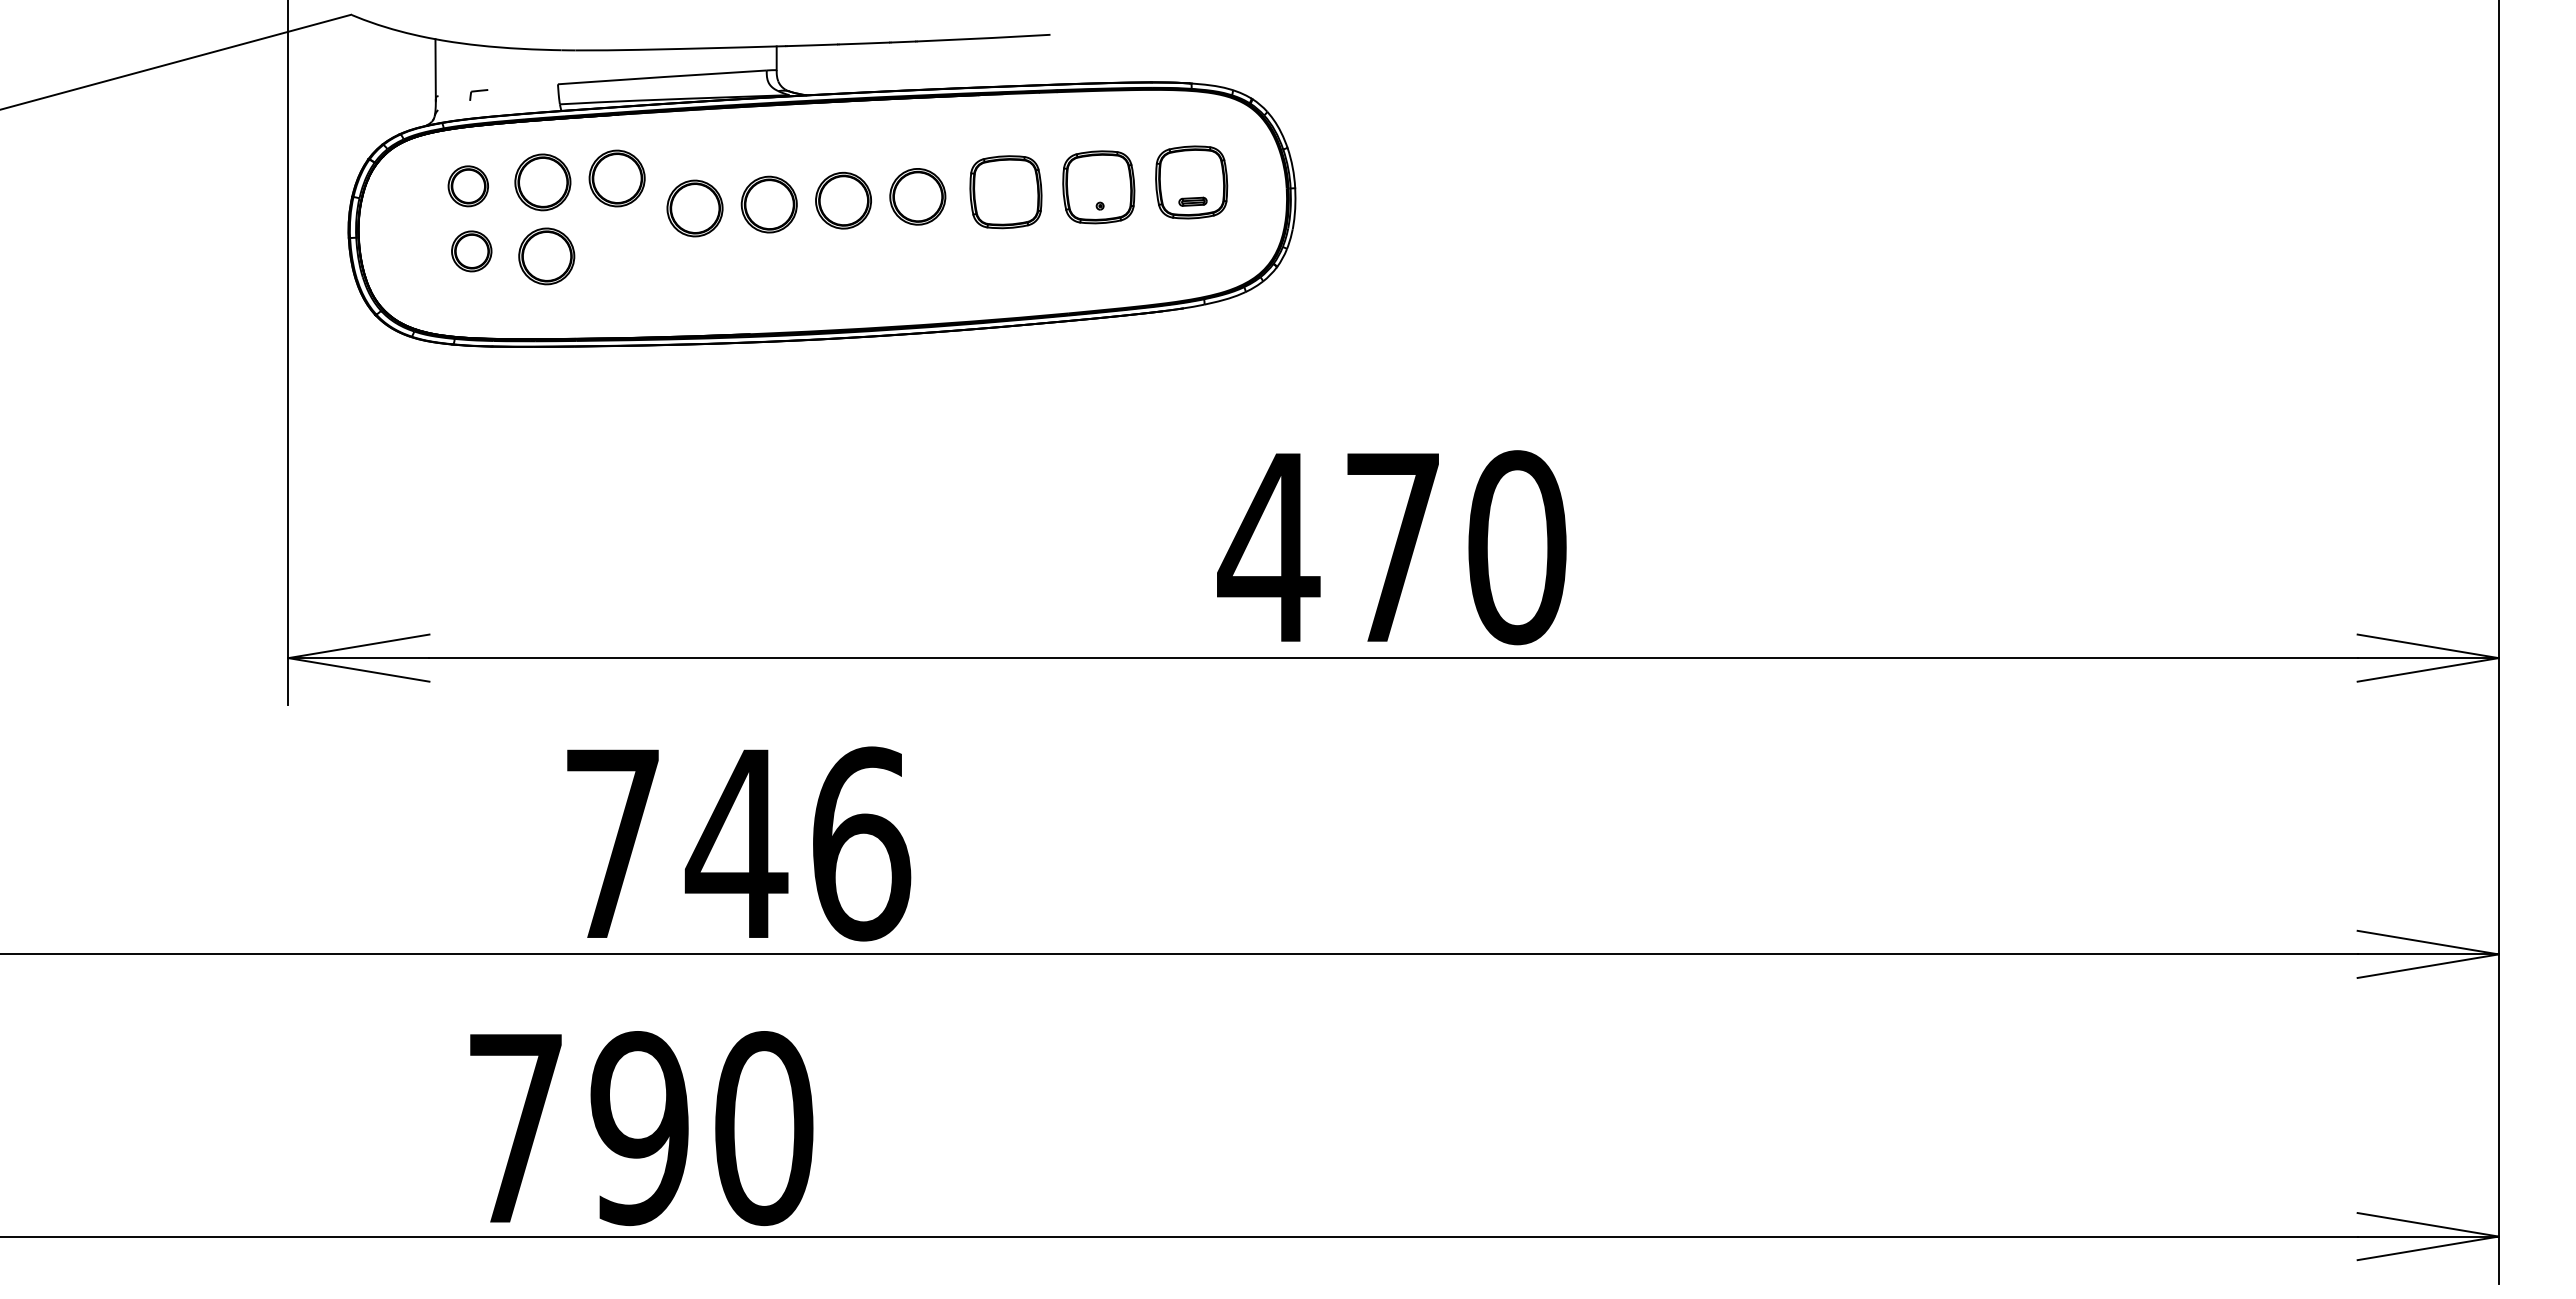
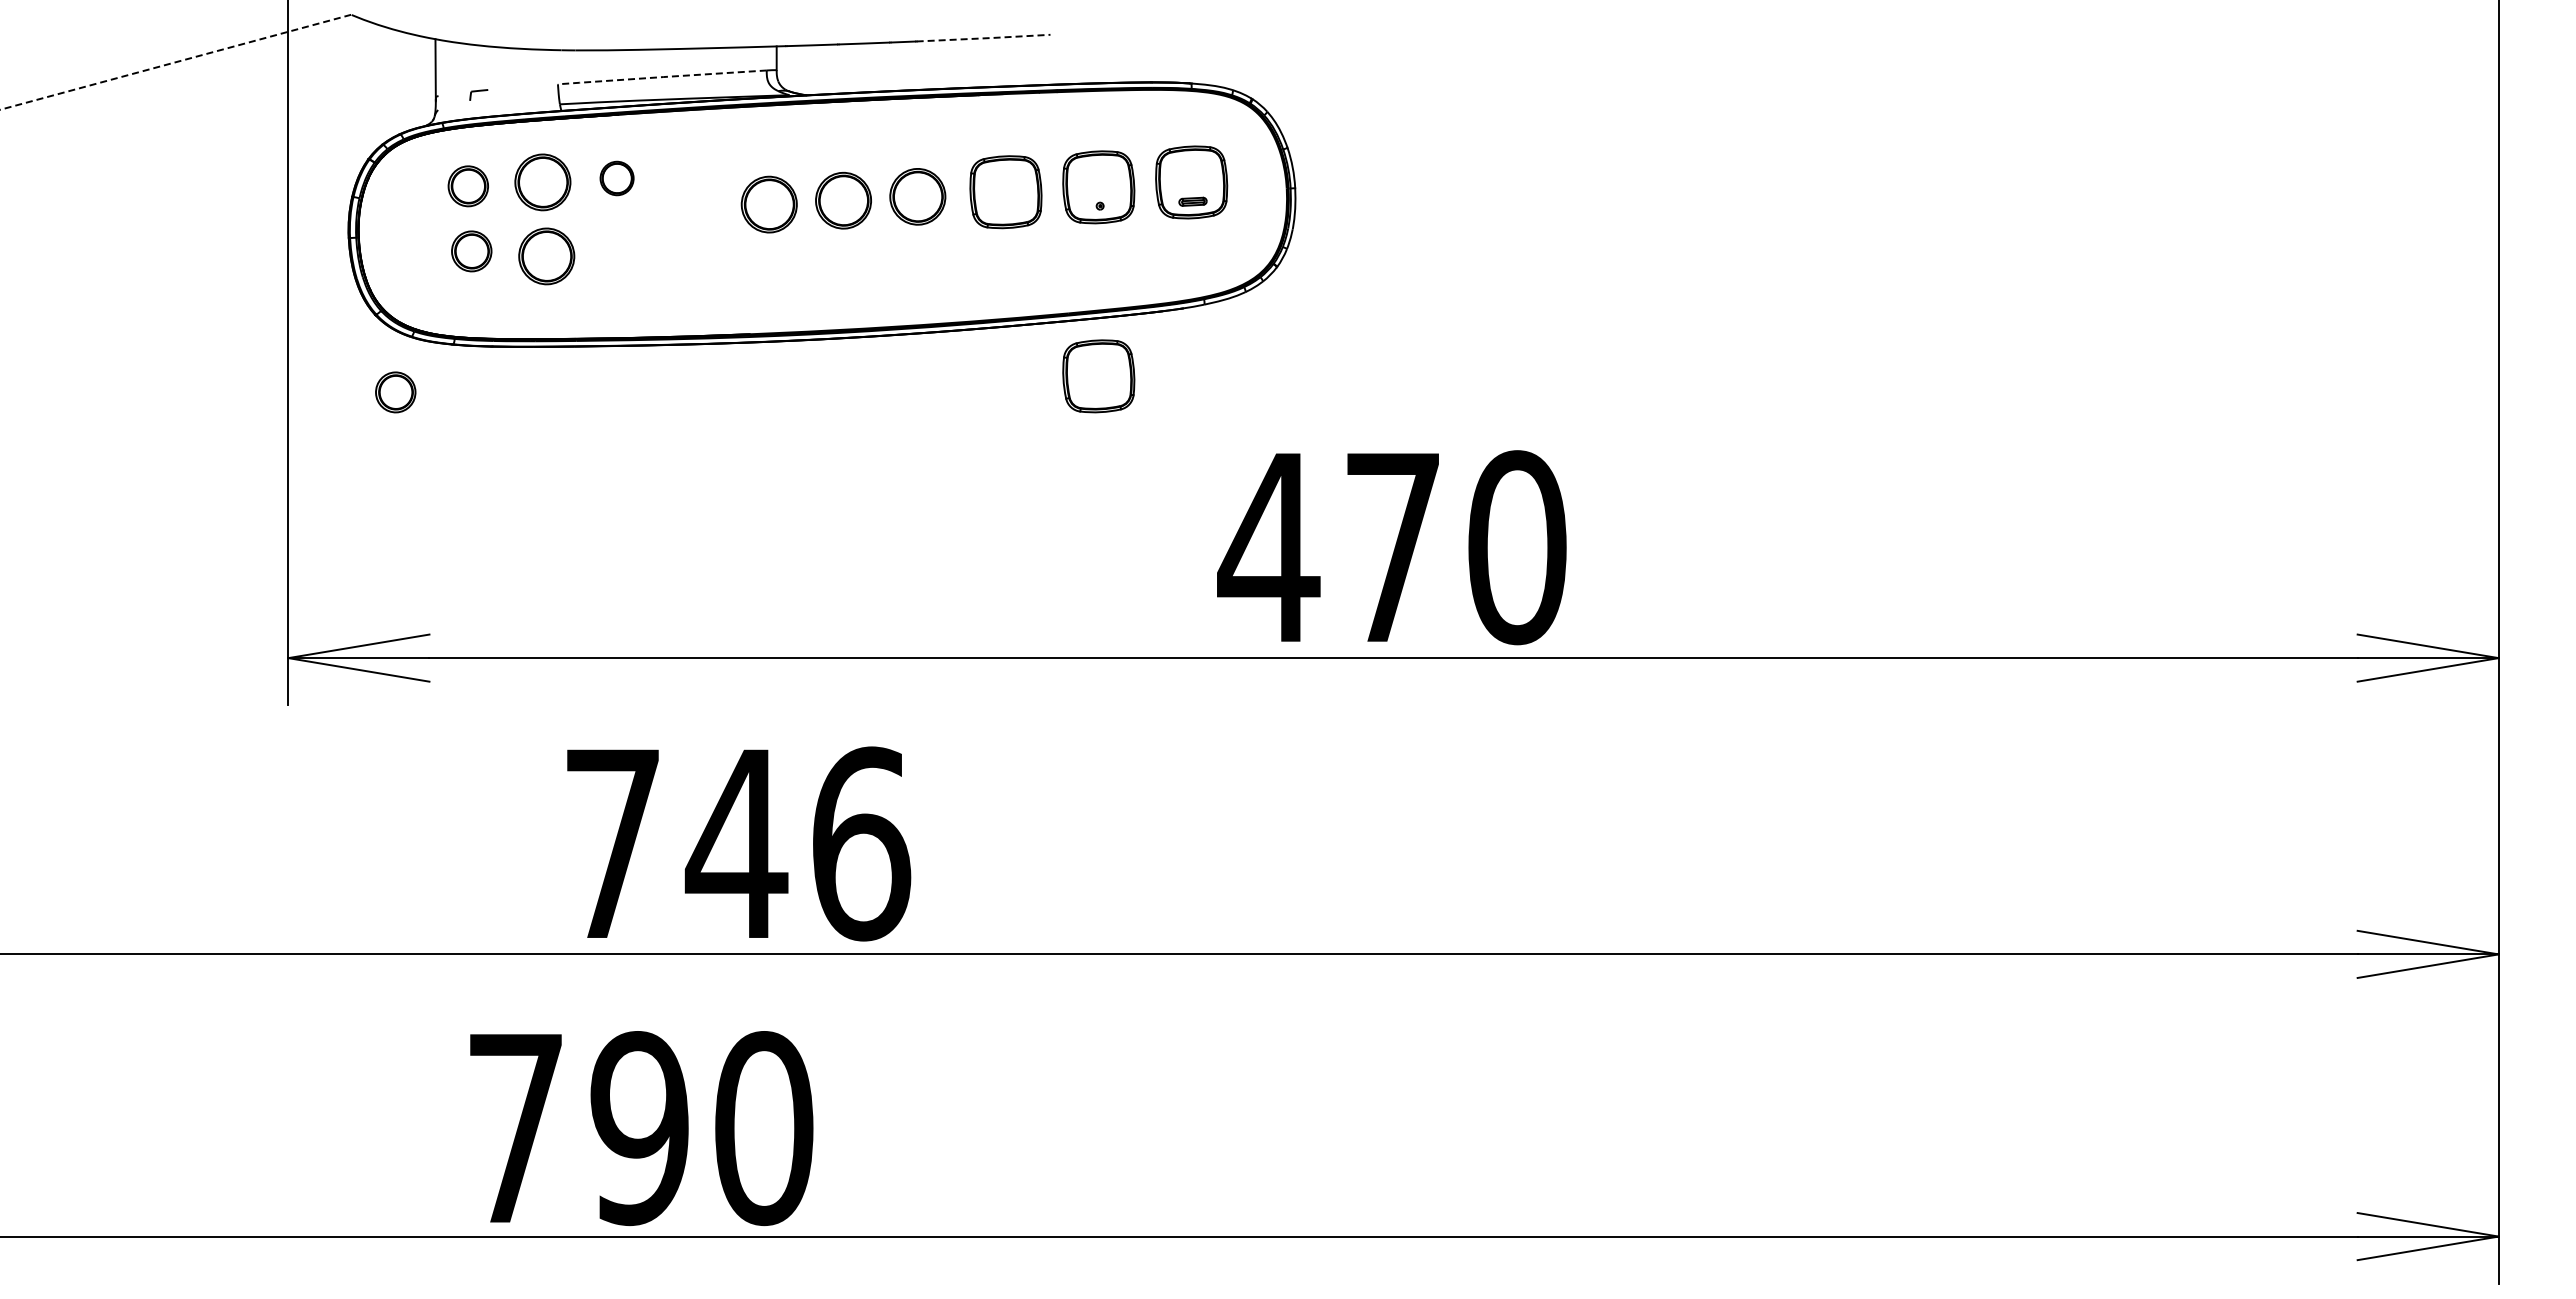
line: solid -> dashed (984, 38)
line: solid -> dashed (175, 62)
line: solid -> dashed (661, 77)
part size: 58x59 px -> 36x37 px (616, 178)
part: present -> none (694, 208)
part: none -> present (1098, 376)
part: none -> present (395, 392)
